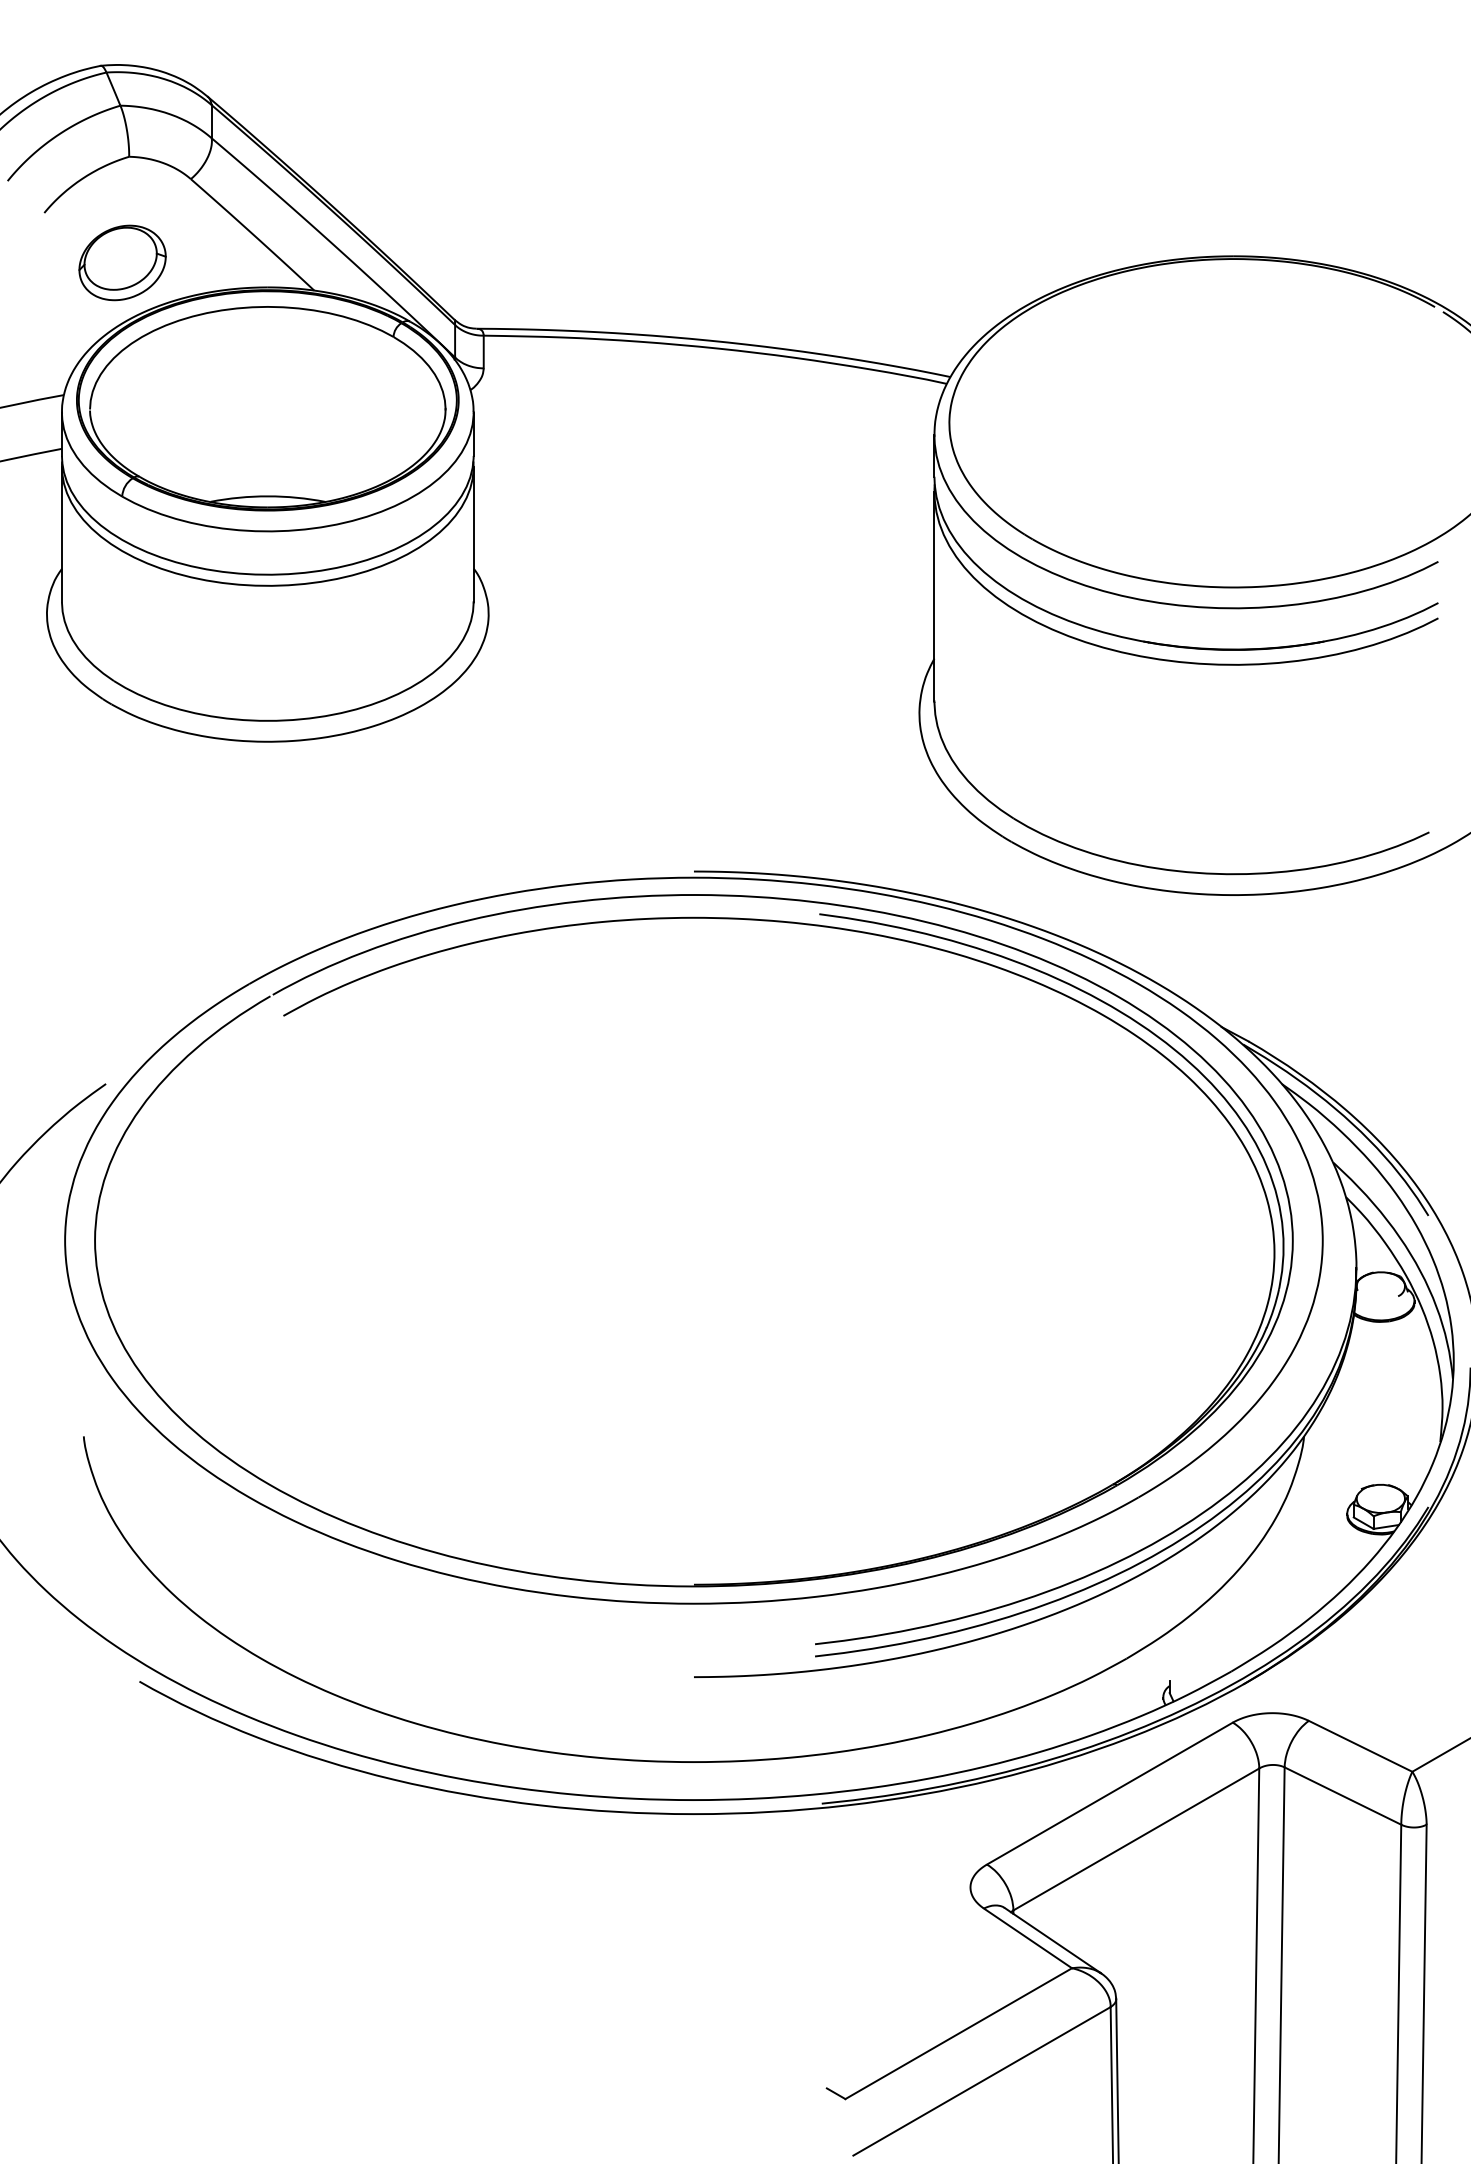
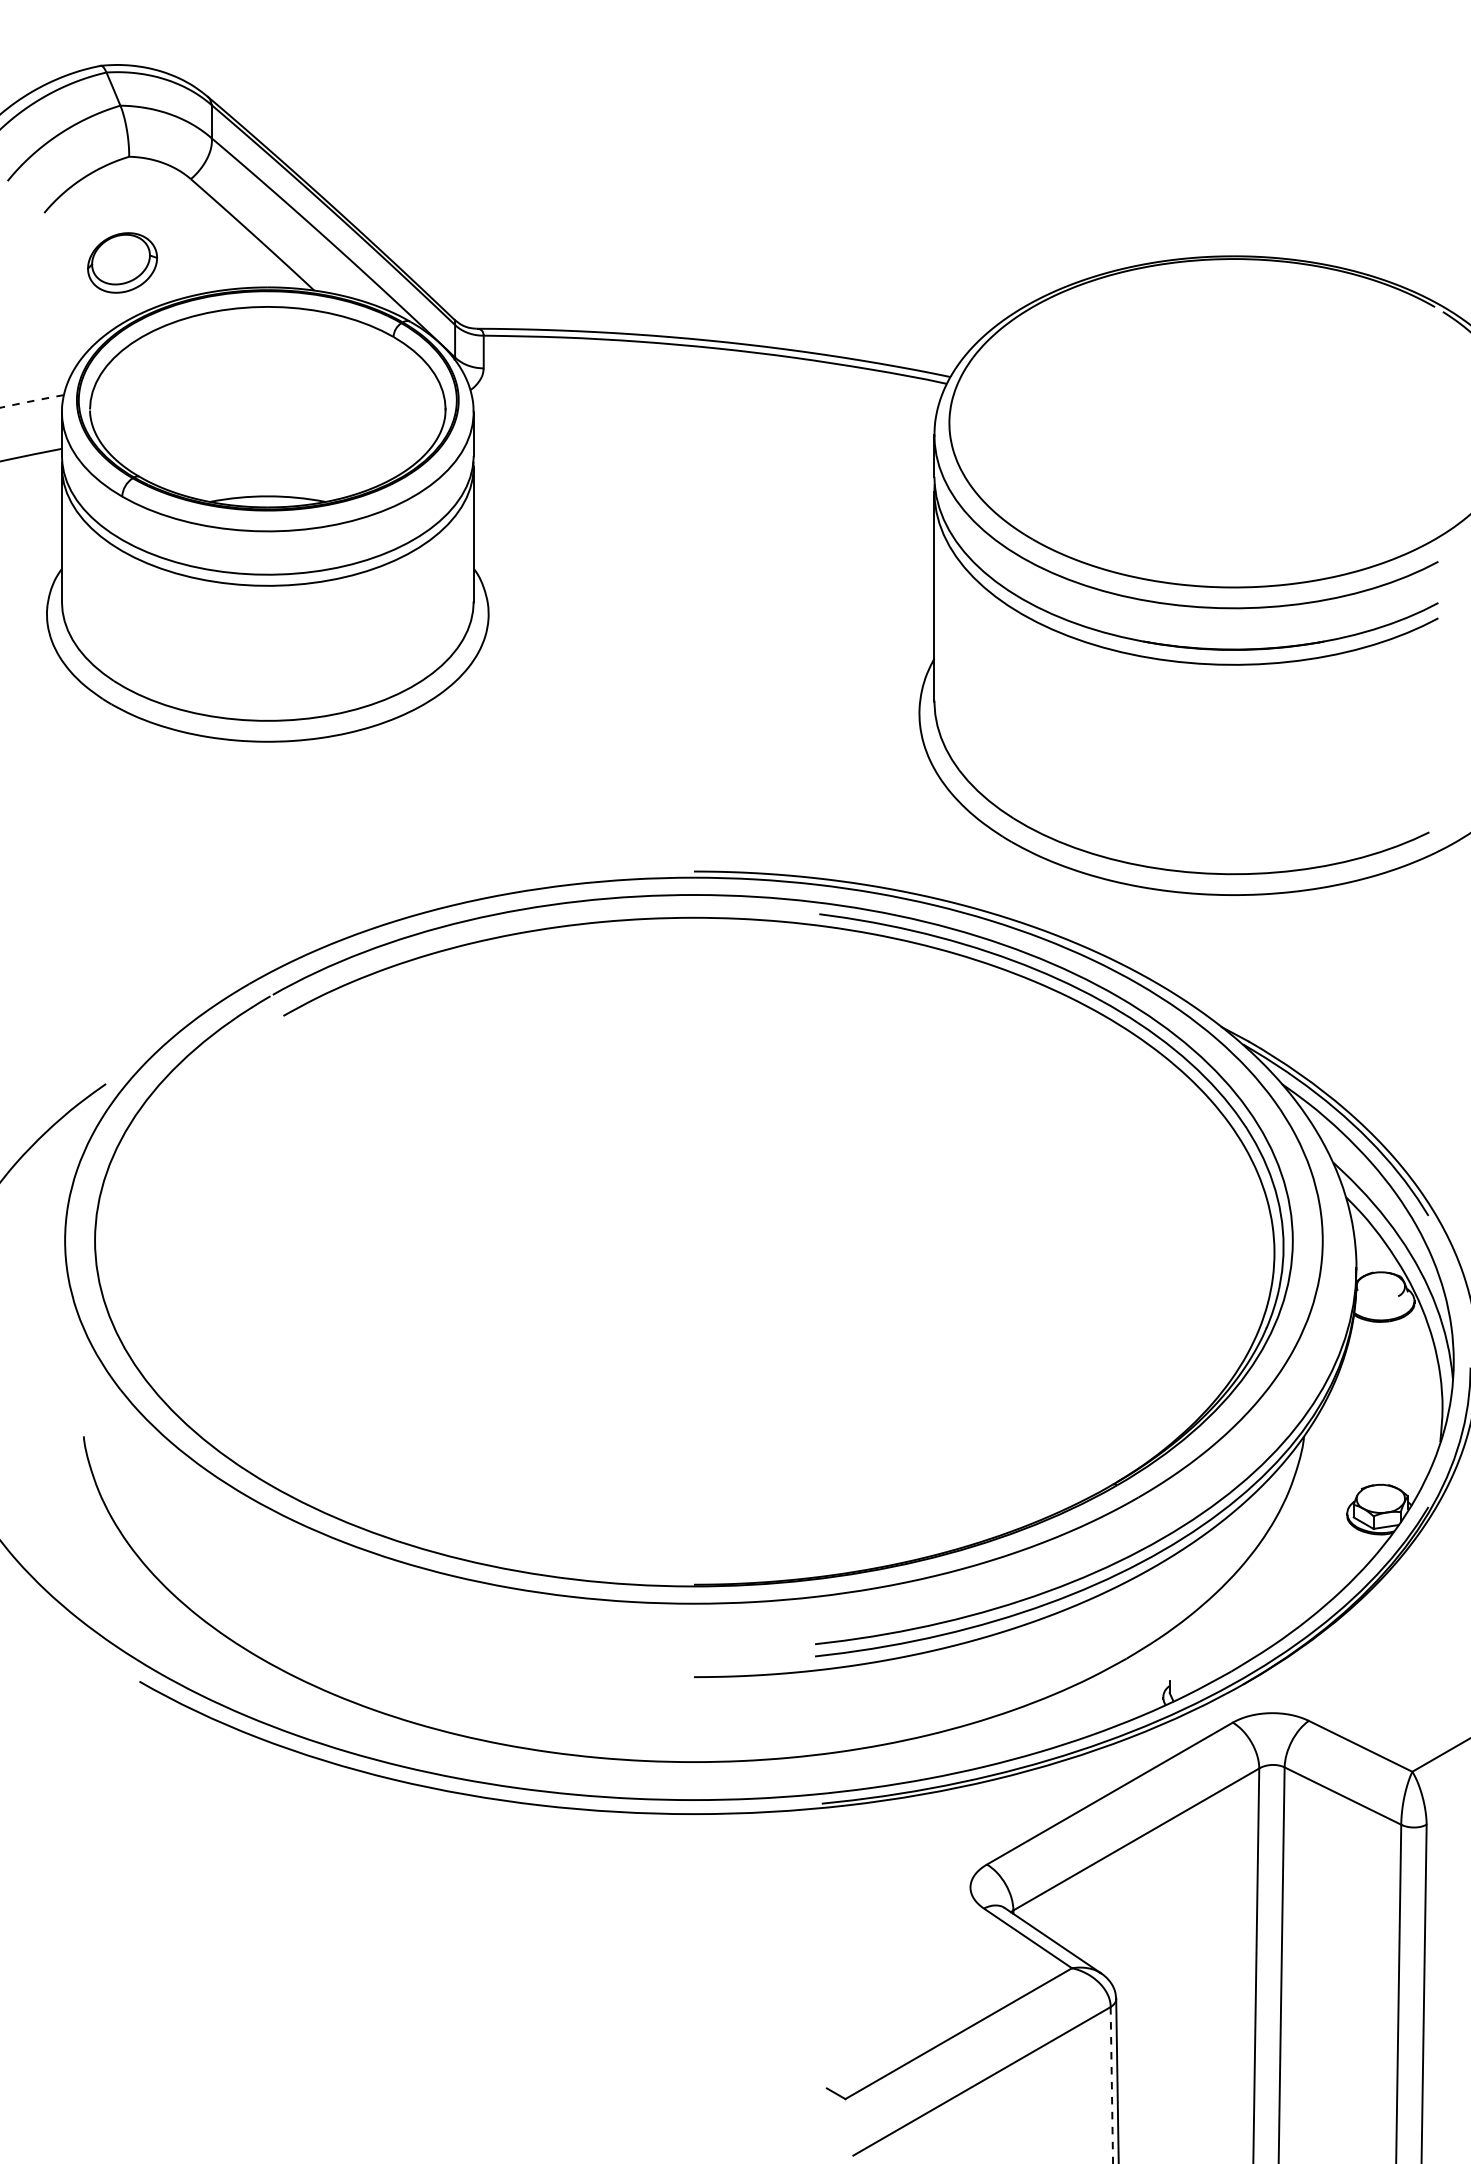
part size: 89x78 px -> 72x62 px (122, 262)
arc: solid -> dashed (31, 401)
line: solid -> dashed (1111, 2085)
